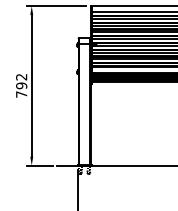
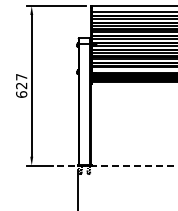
text: 792 -> 627 (21, 85)
line: solid -> dashed (117, 165)
